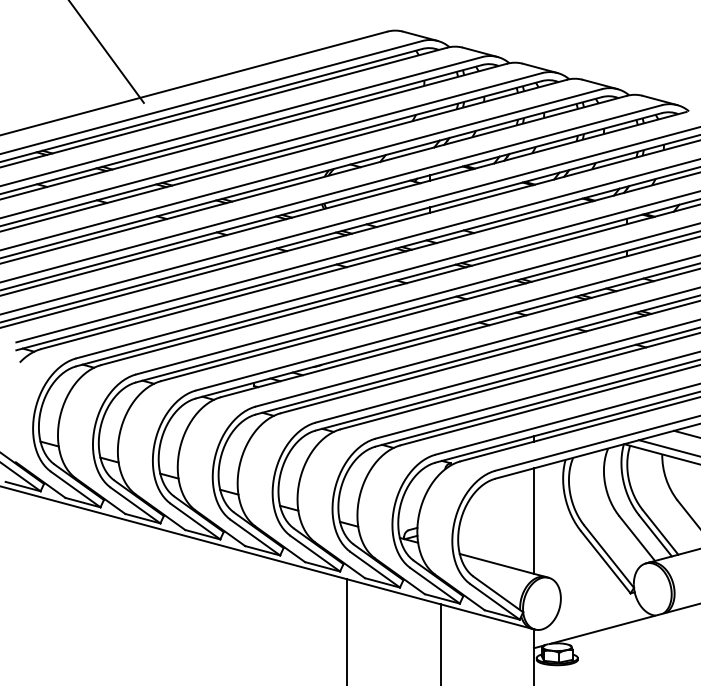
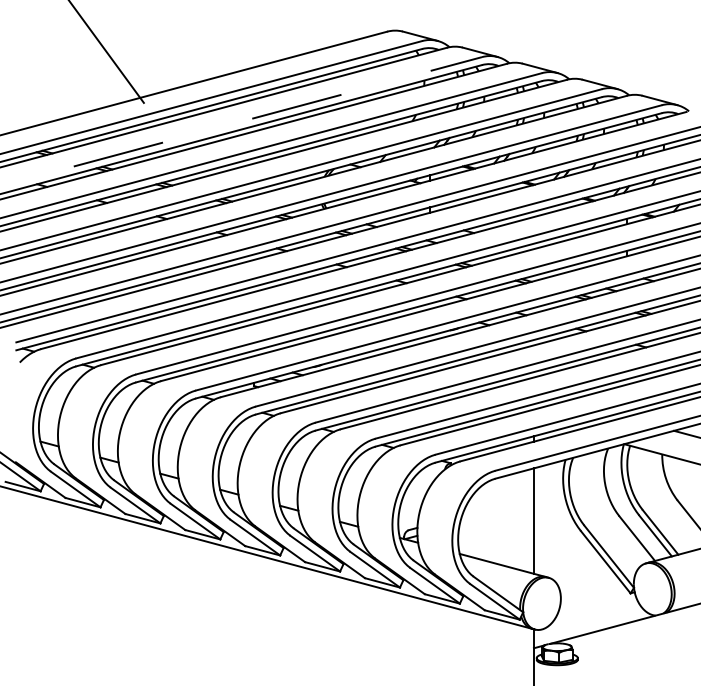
line: solid -> dashed (241, 121)
line: present -> none (668, 448)
line: present -> none (347, 630)
line: present -> none (440, 643)
